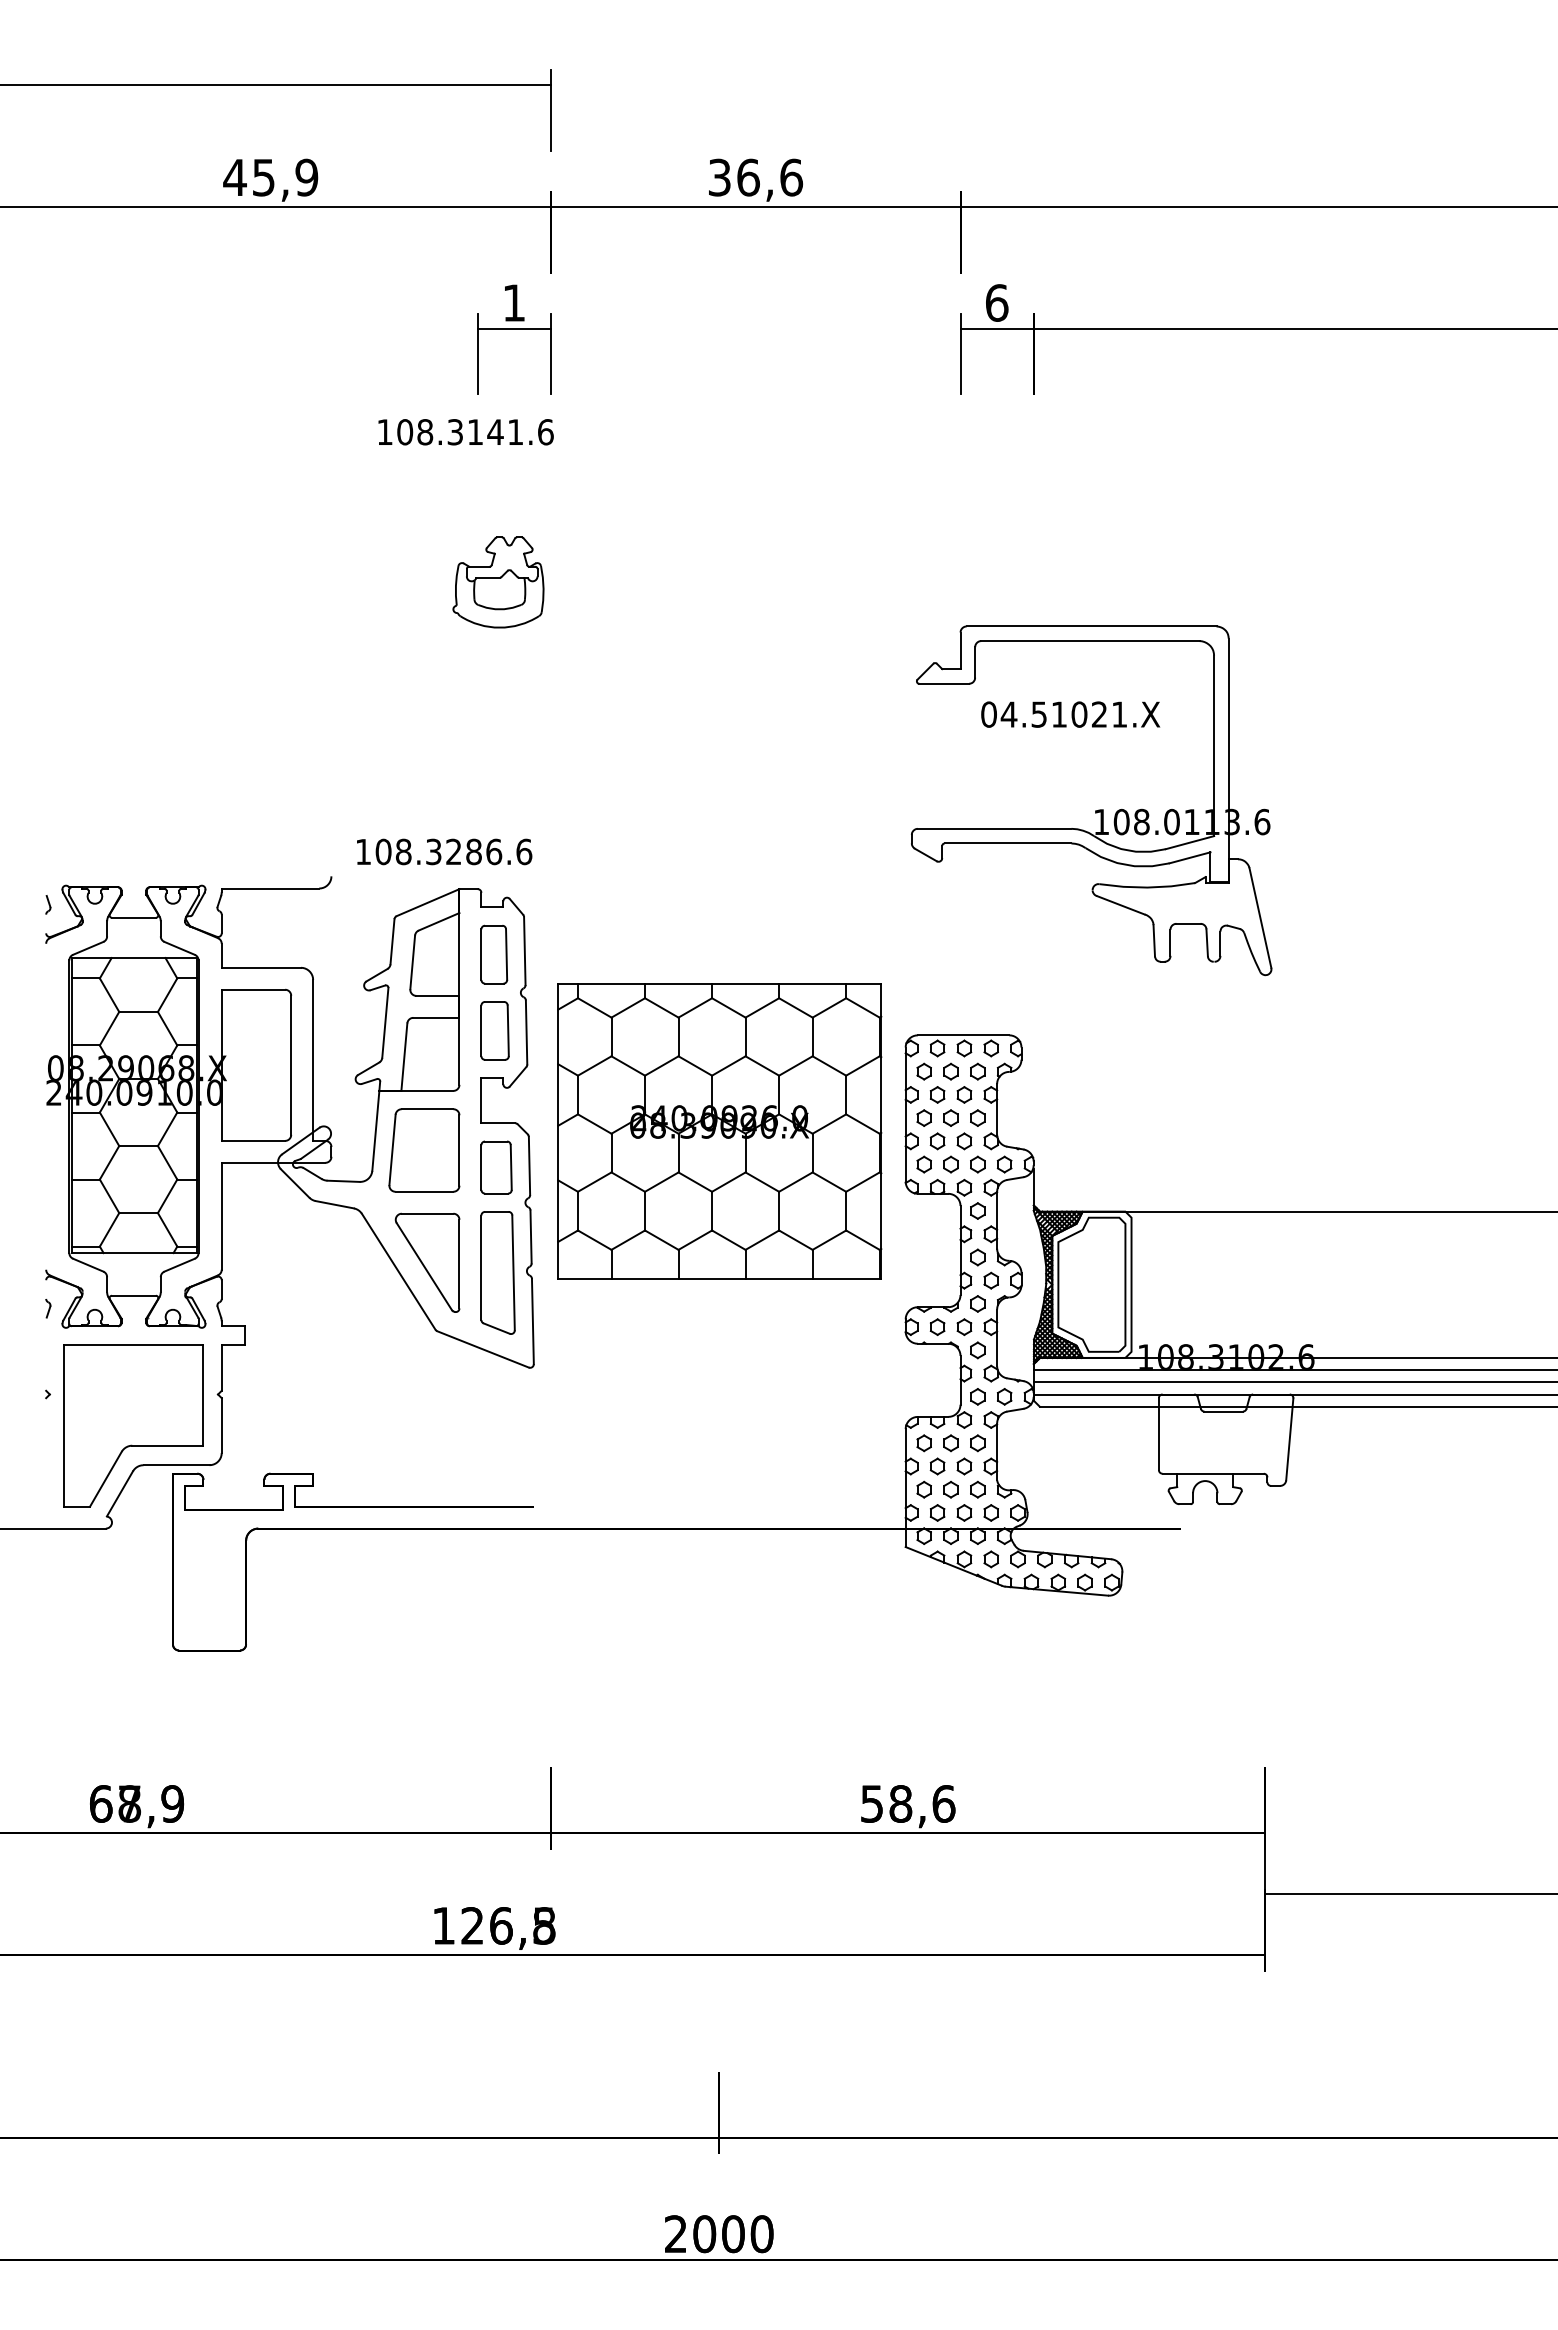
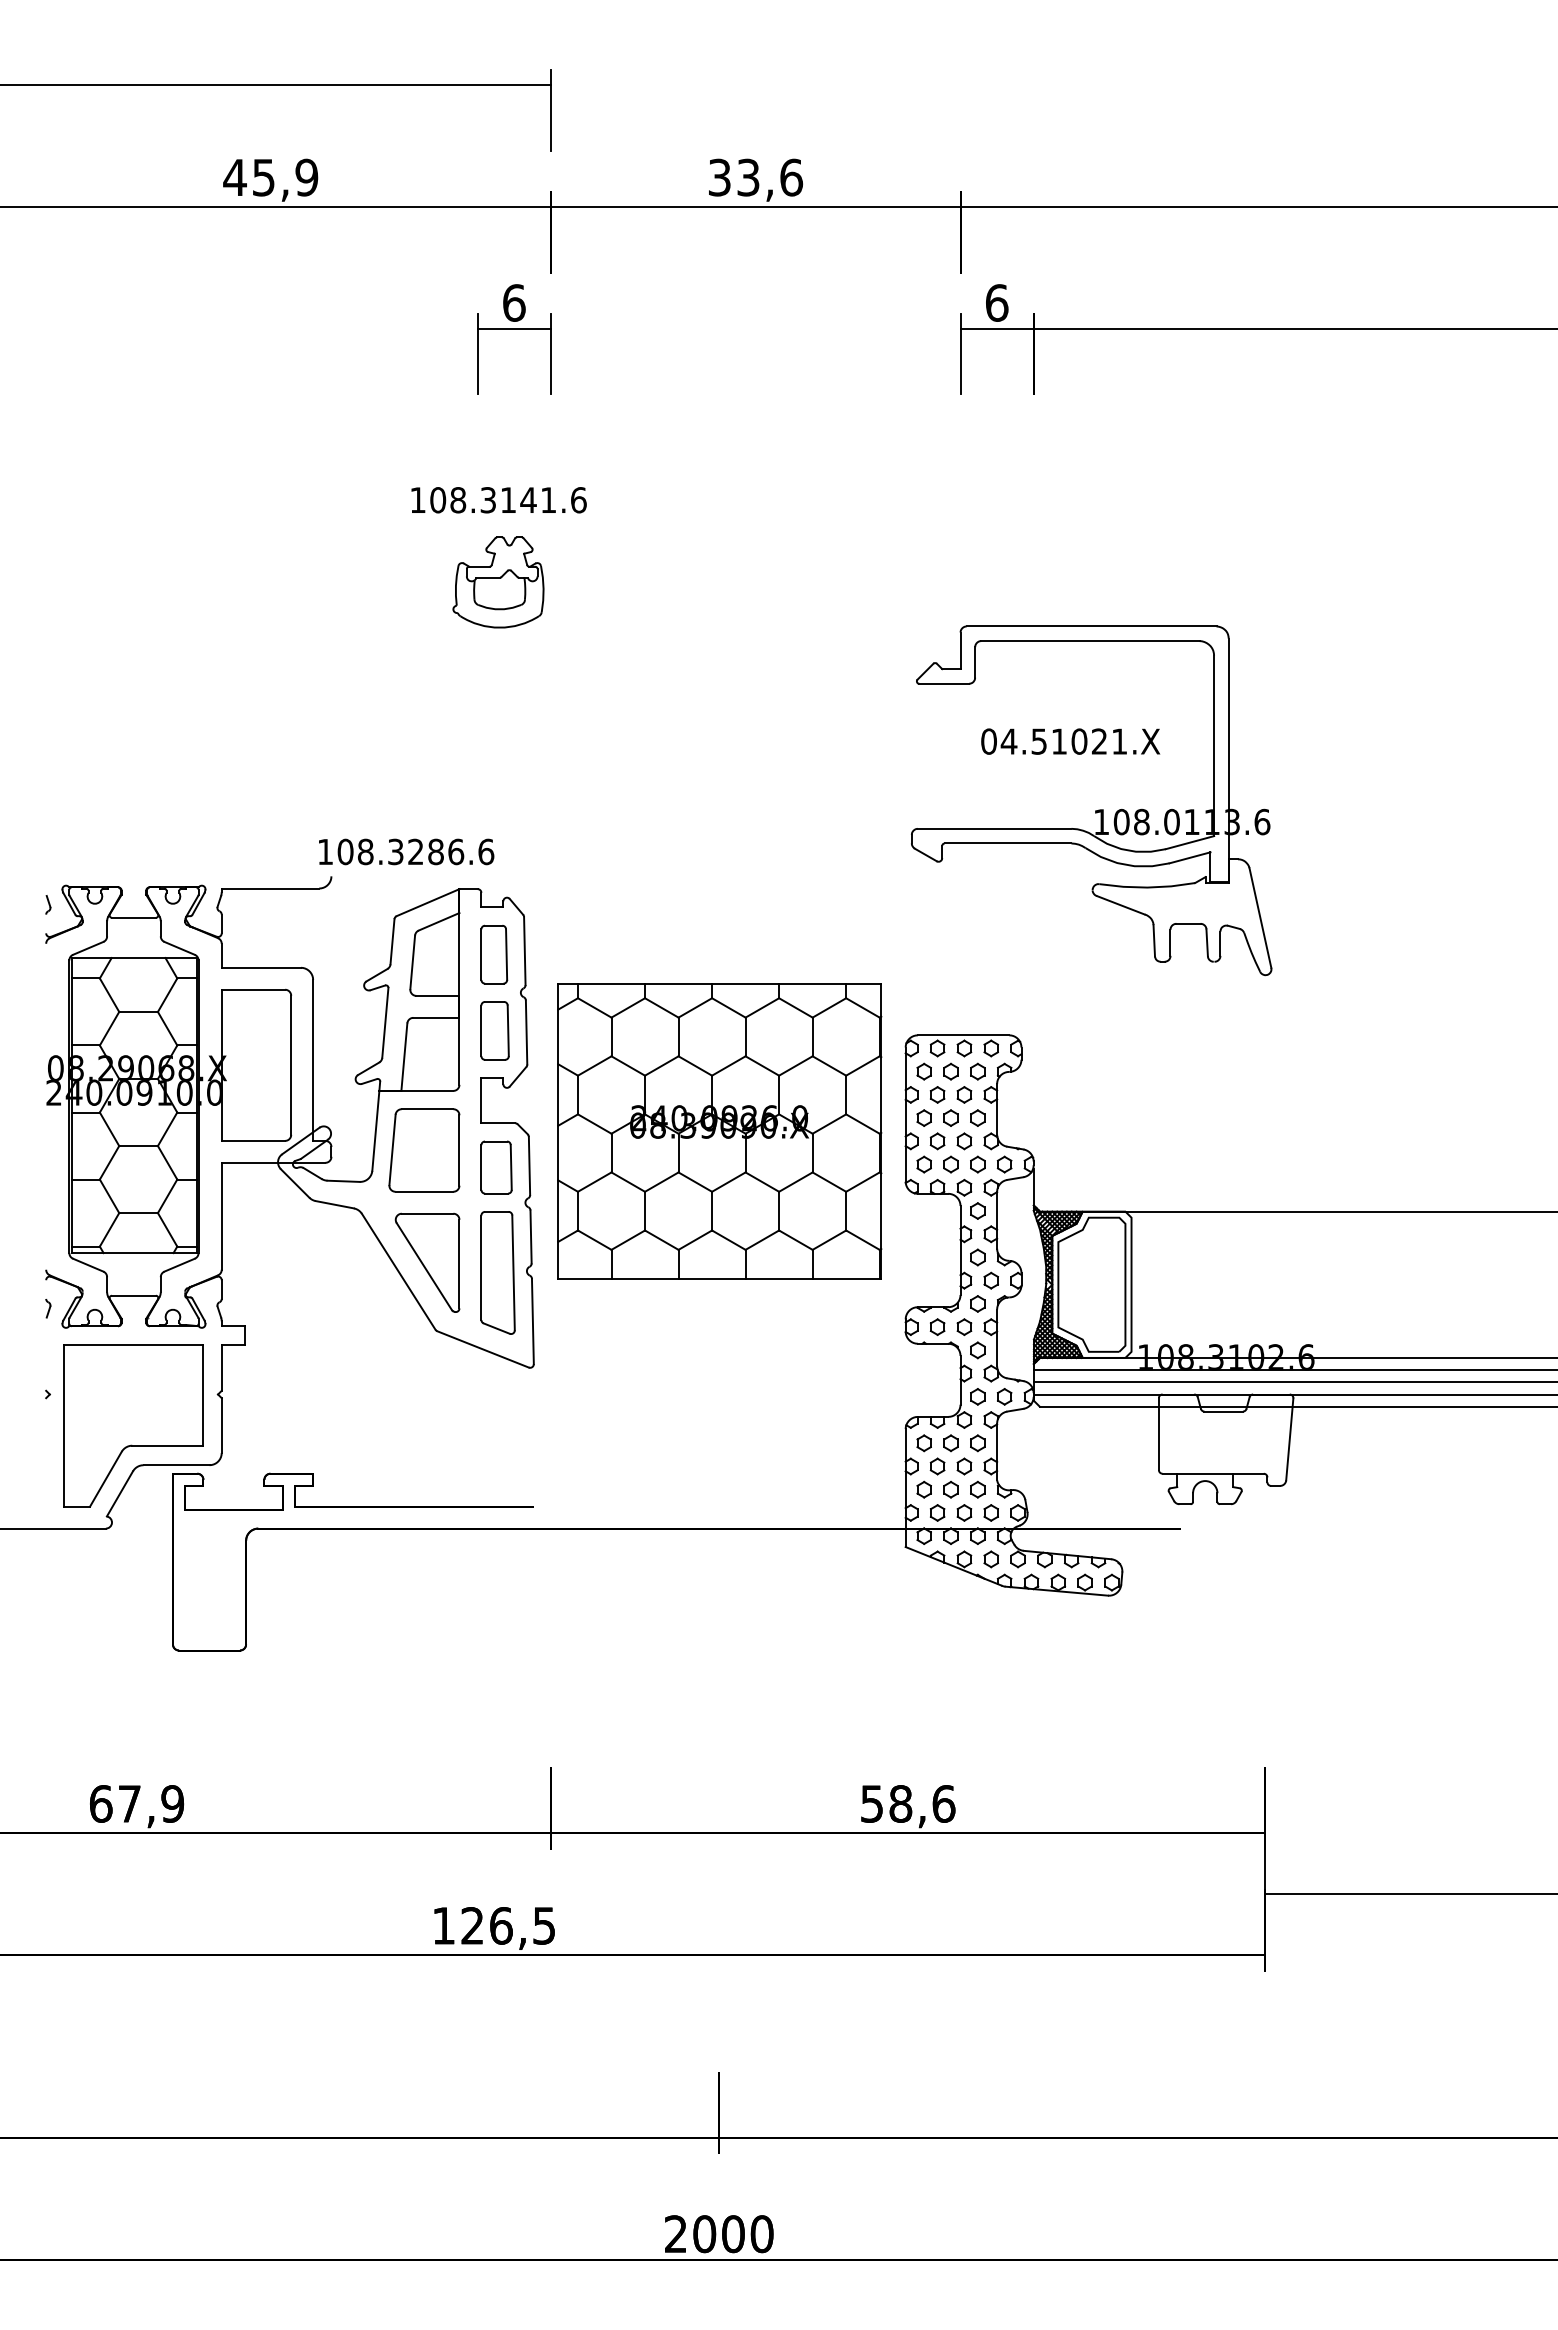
text: 36,6 -> 33,6 (748, 177)
text: 1 -> 6 (514, 302)
text position: (465, 432) -> (498, 500) (498, 500)
text position: (1070, 714) -> (1070, 741) (1070, 741)
text position: (444, 851) -> (406, 851) (406, 851)
text: 68,9 -> 67,9 (129, 1803)
text: 126,8 -> 126,5 (544, 1925)
